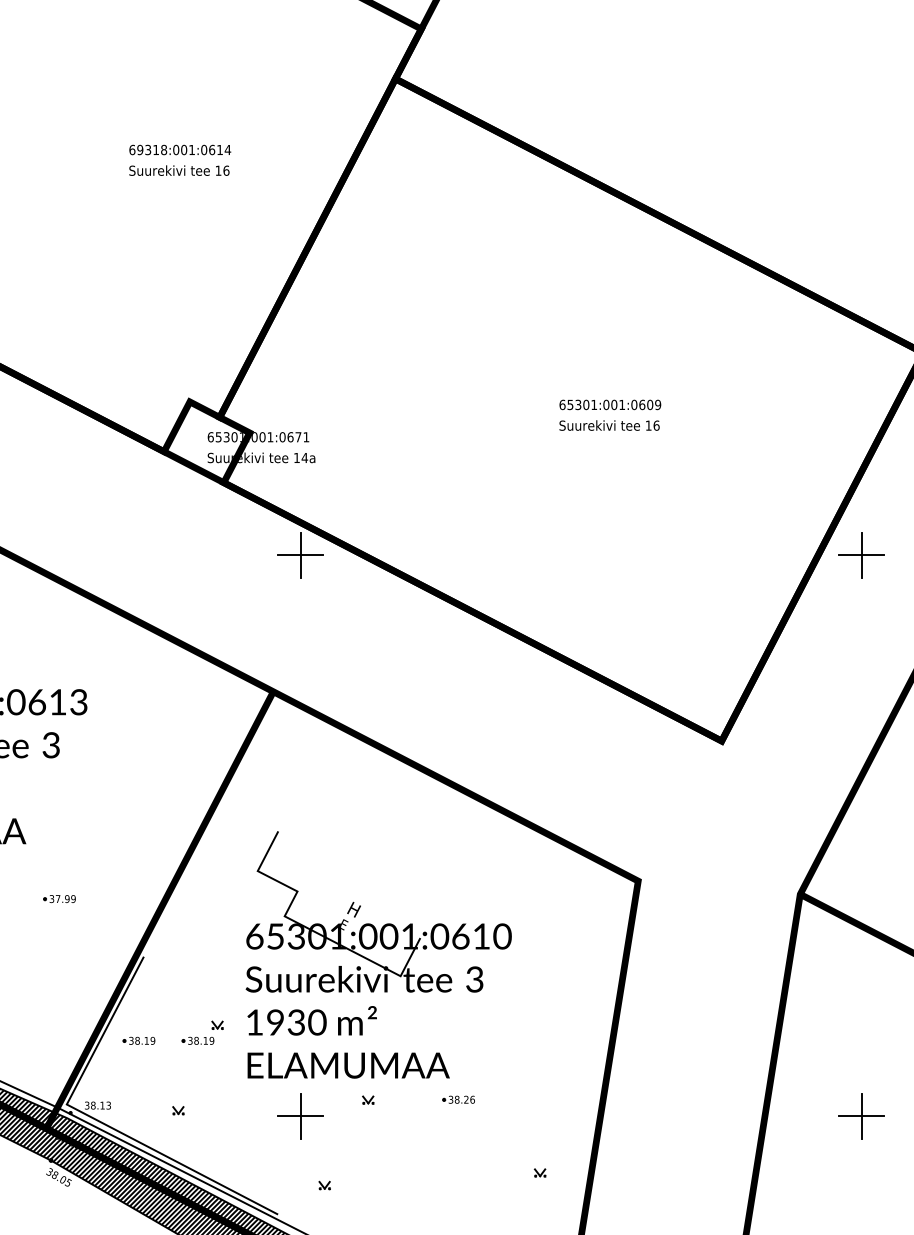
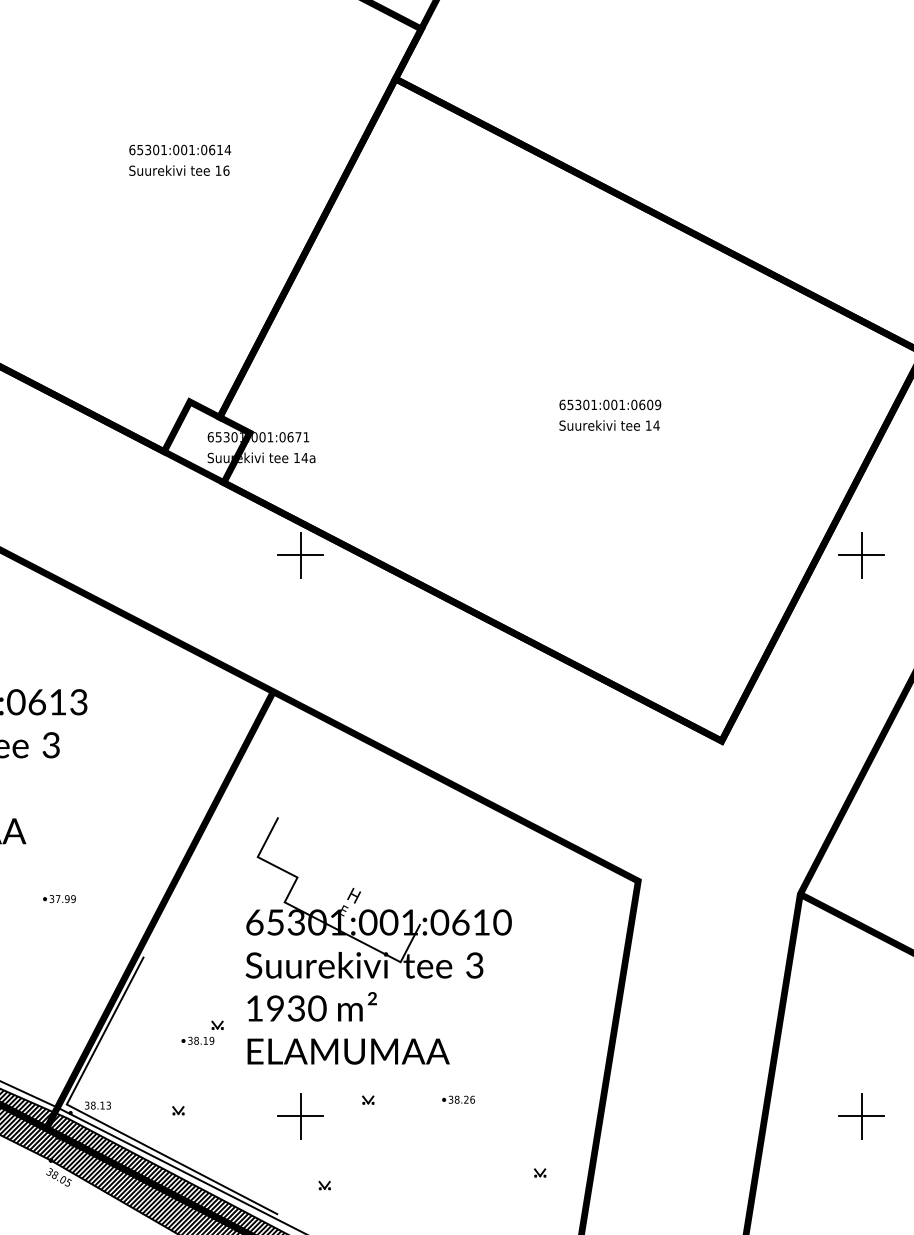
text: 69318:001:0614 -> 65301:001:0614 (152, 149)
text: 16 -> 14 (656, 425)
part position: (374, 961) -> (374, 947) (374, 947)
part: present -> none (138, 1040)
